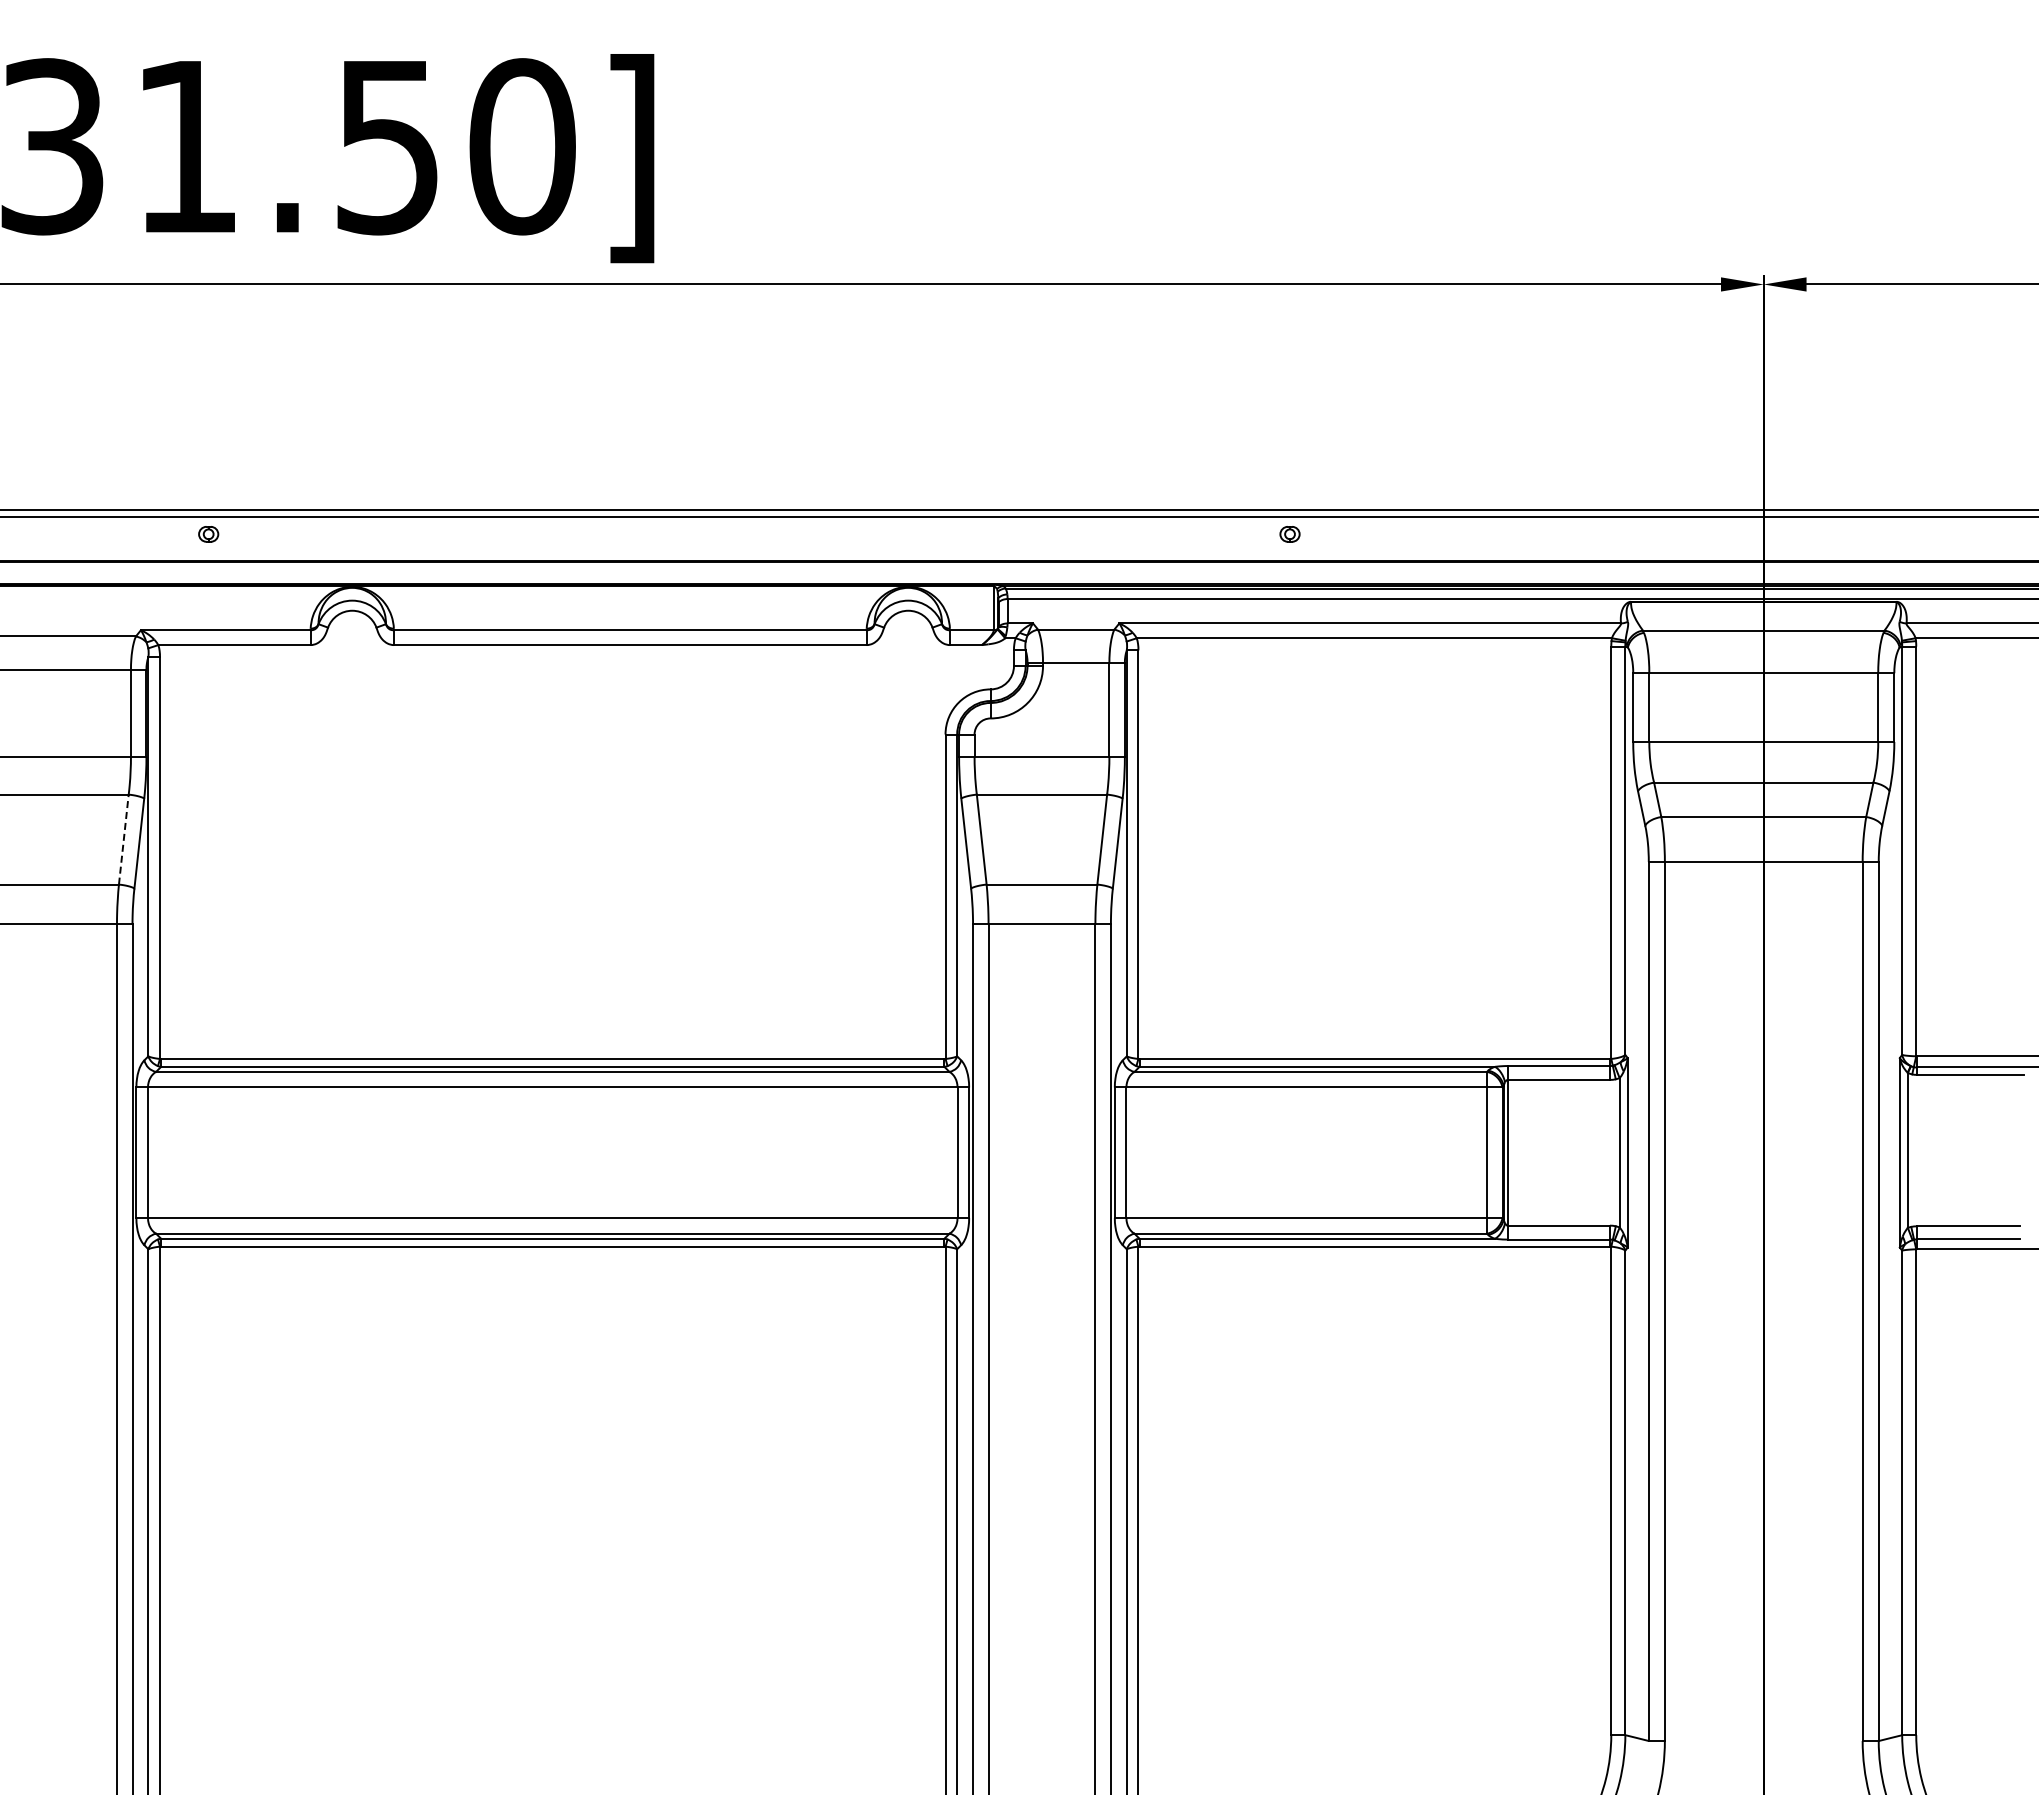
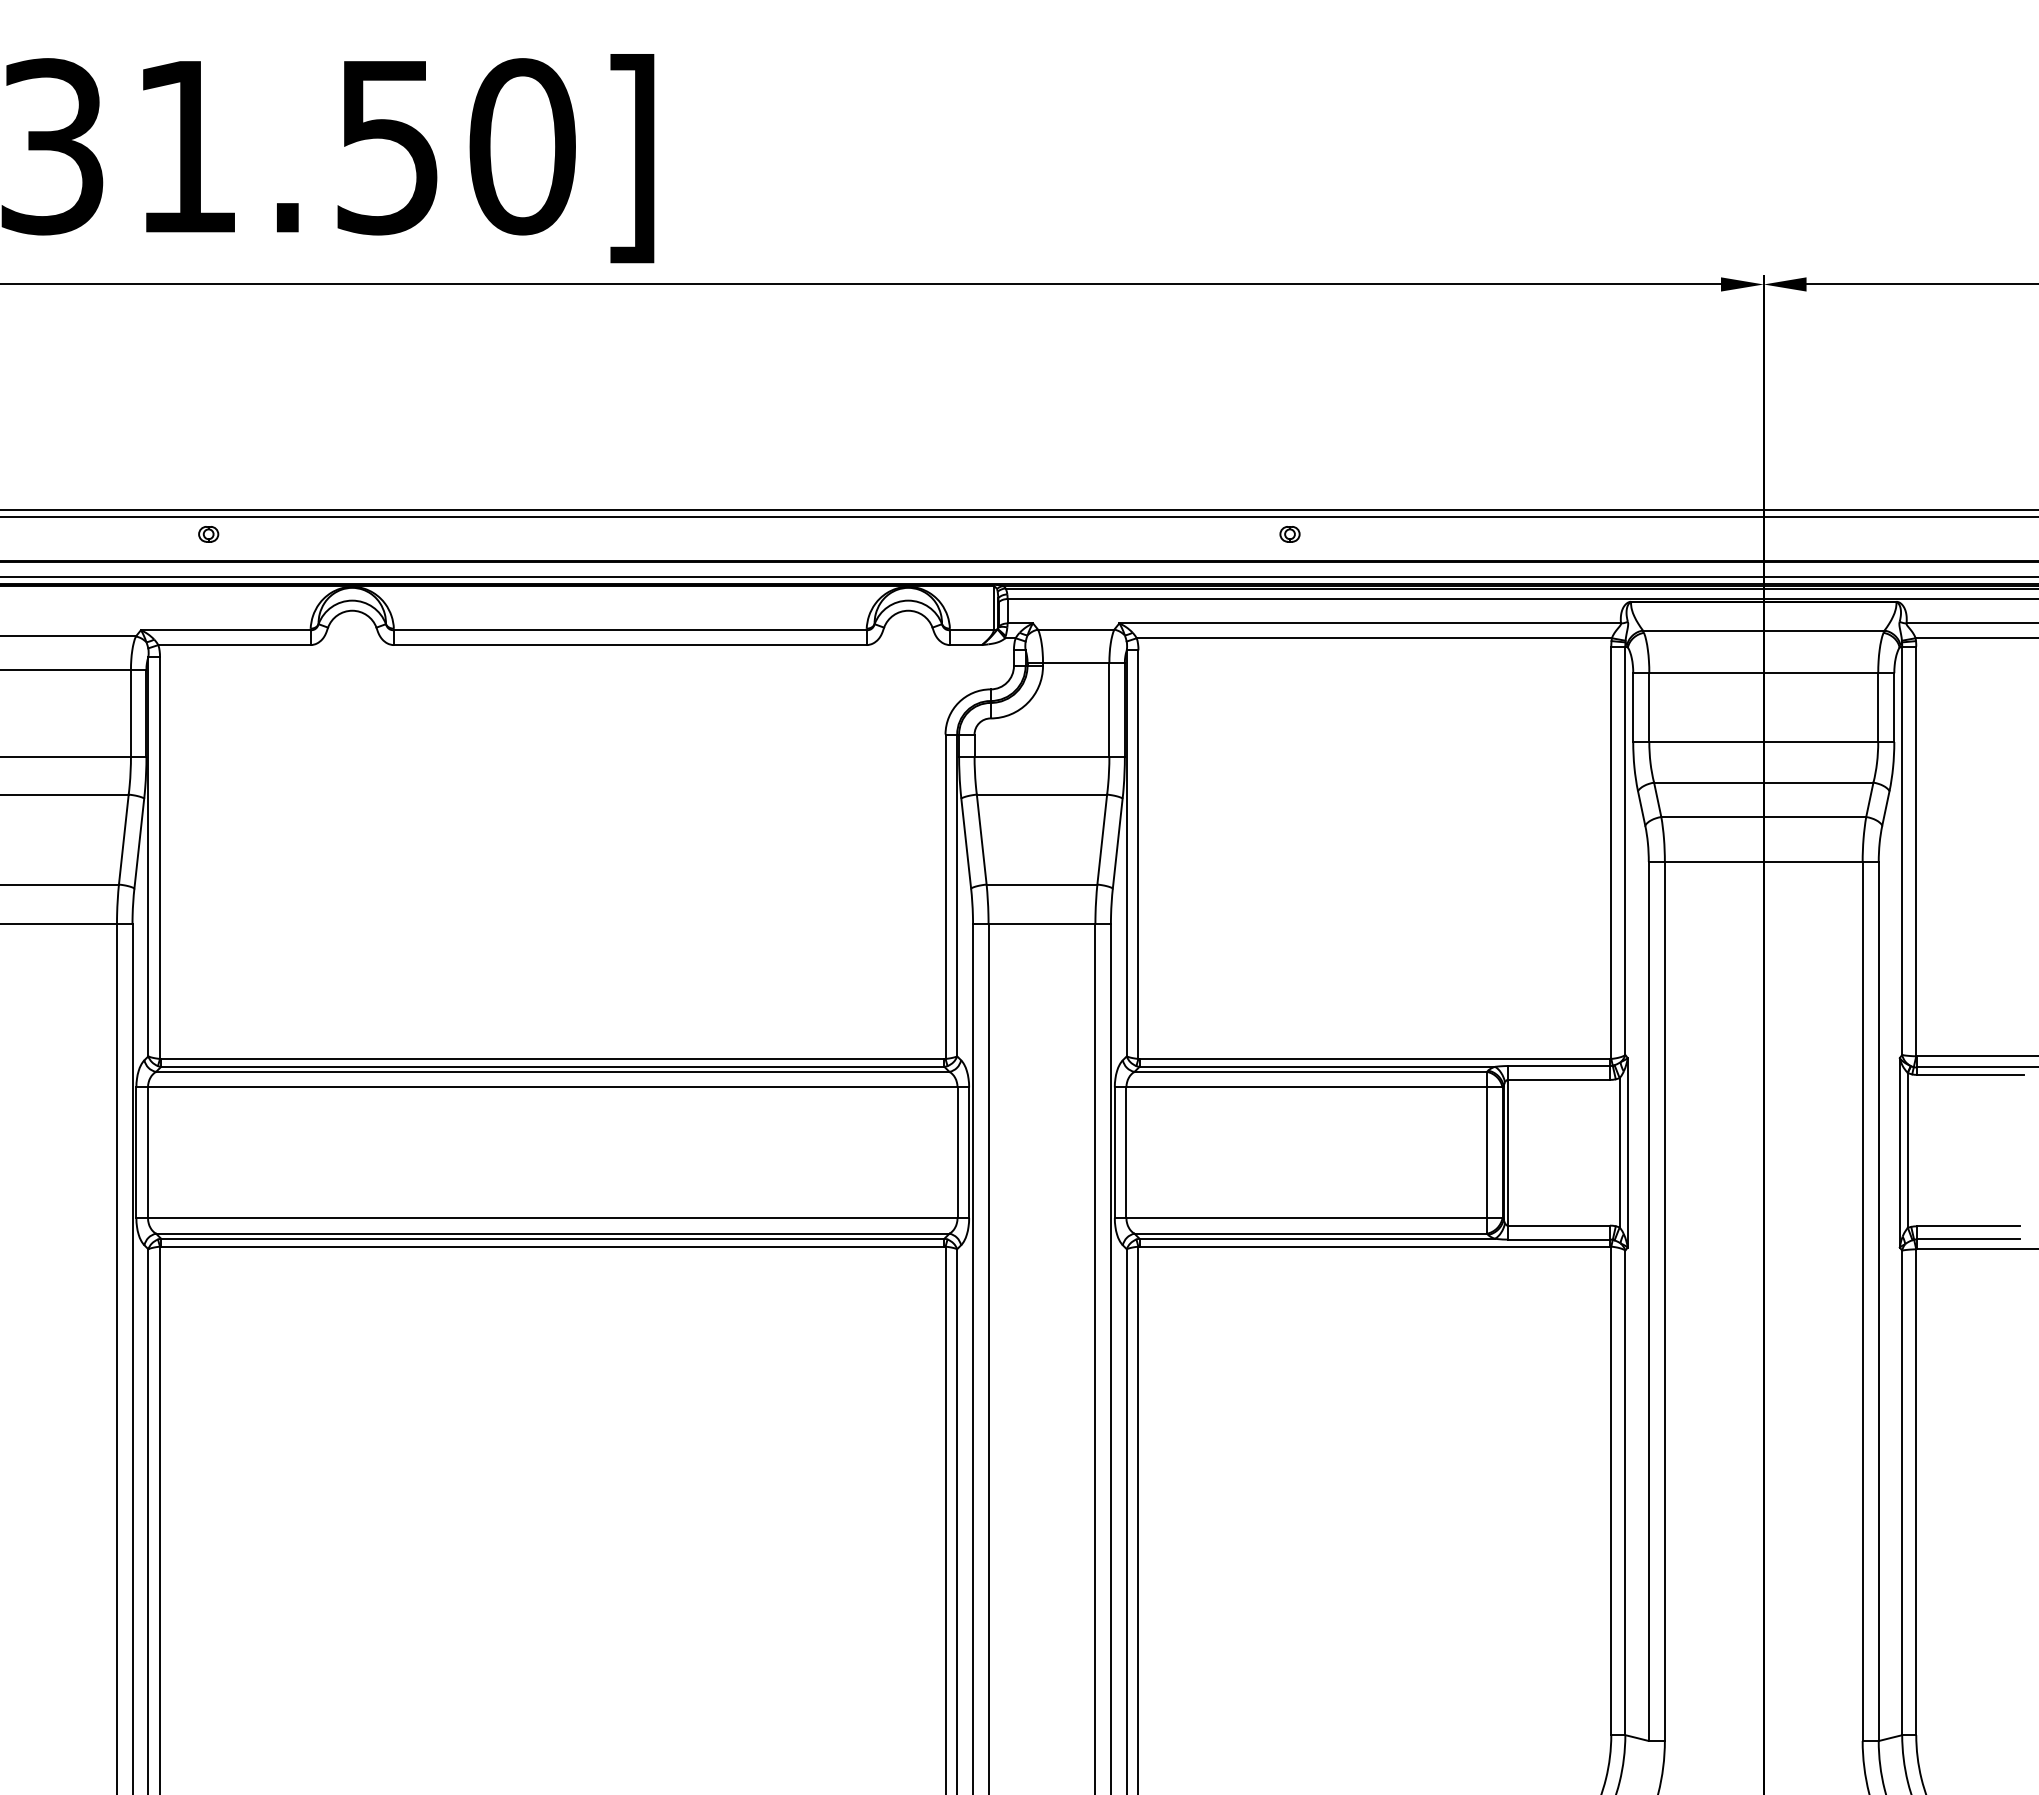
line: none -> present (1018, 576)
line: dashed -> solid (123, 839)
